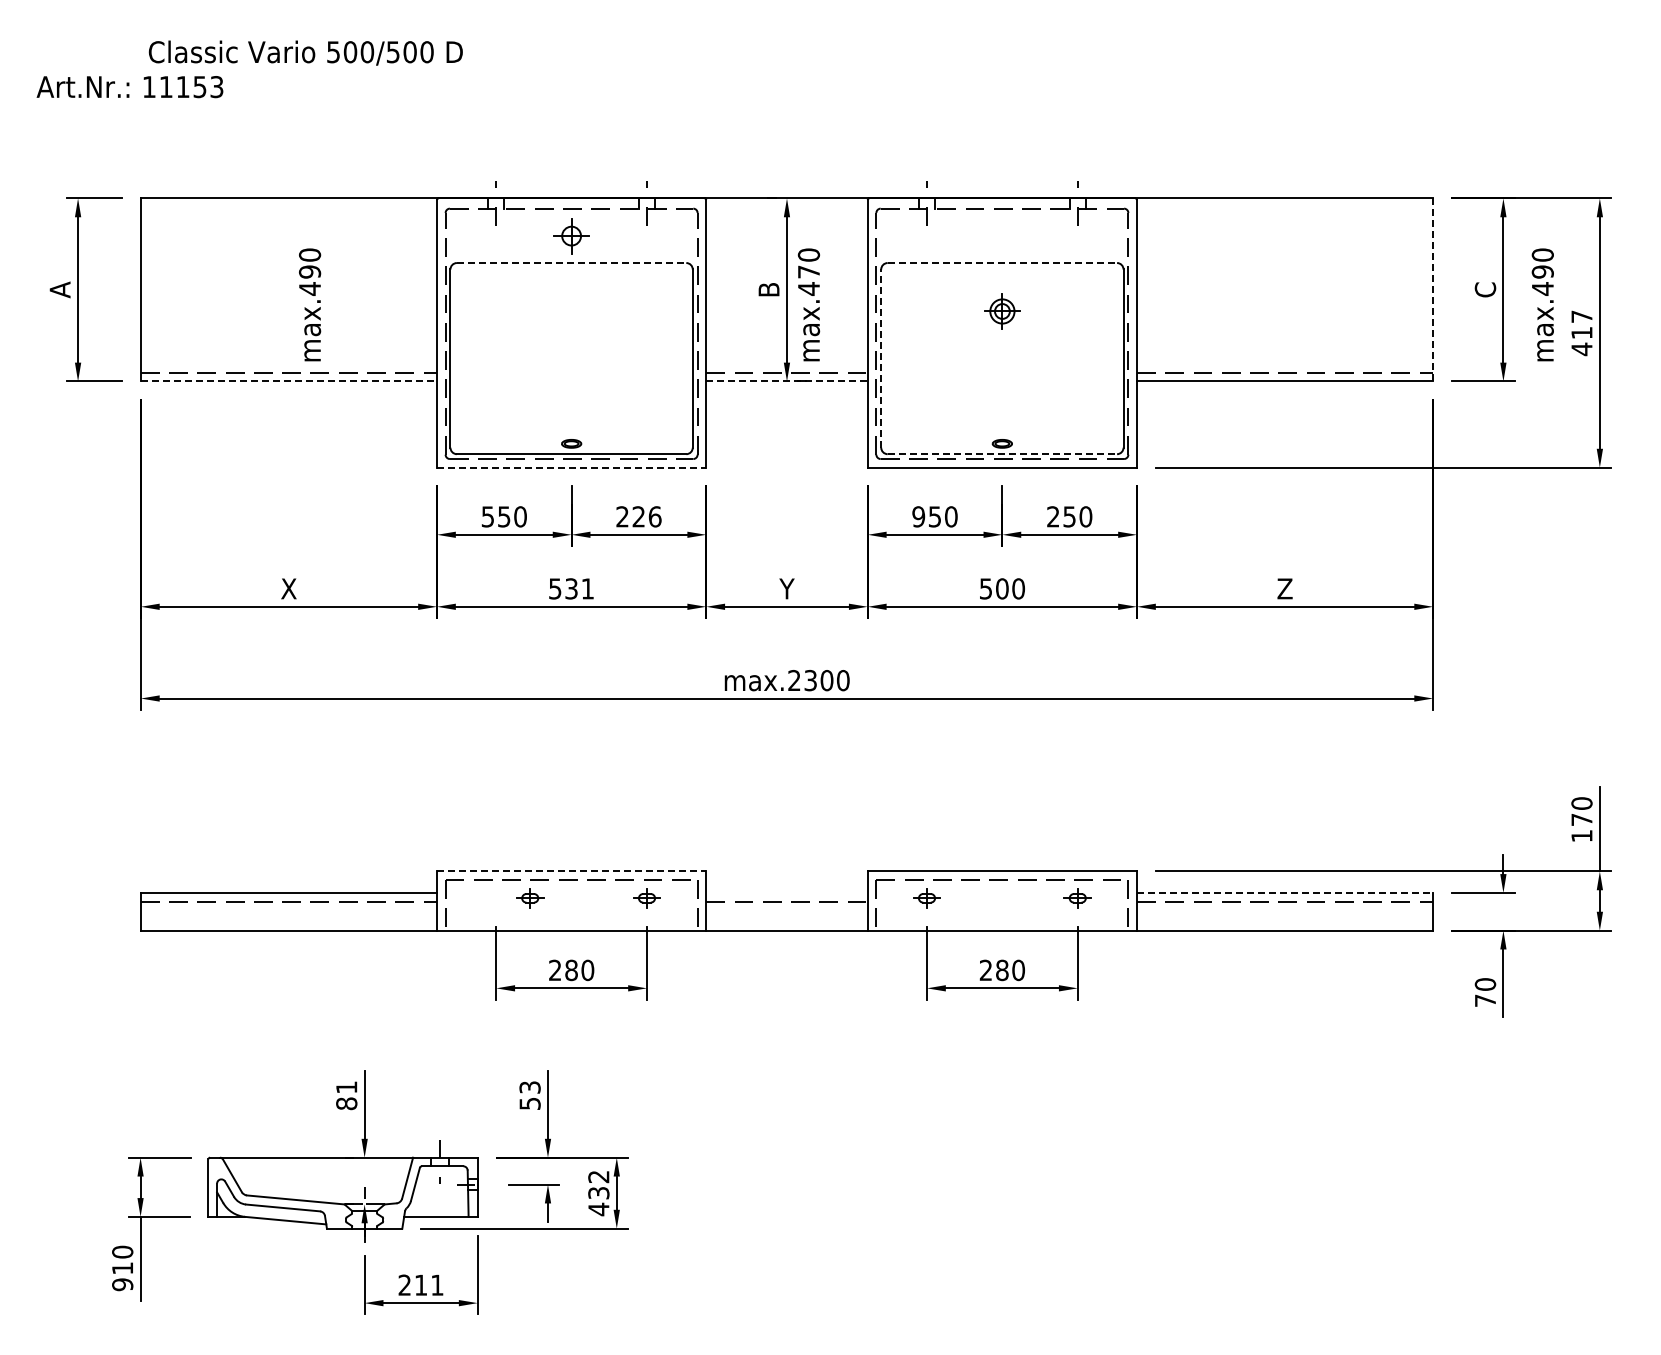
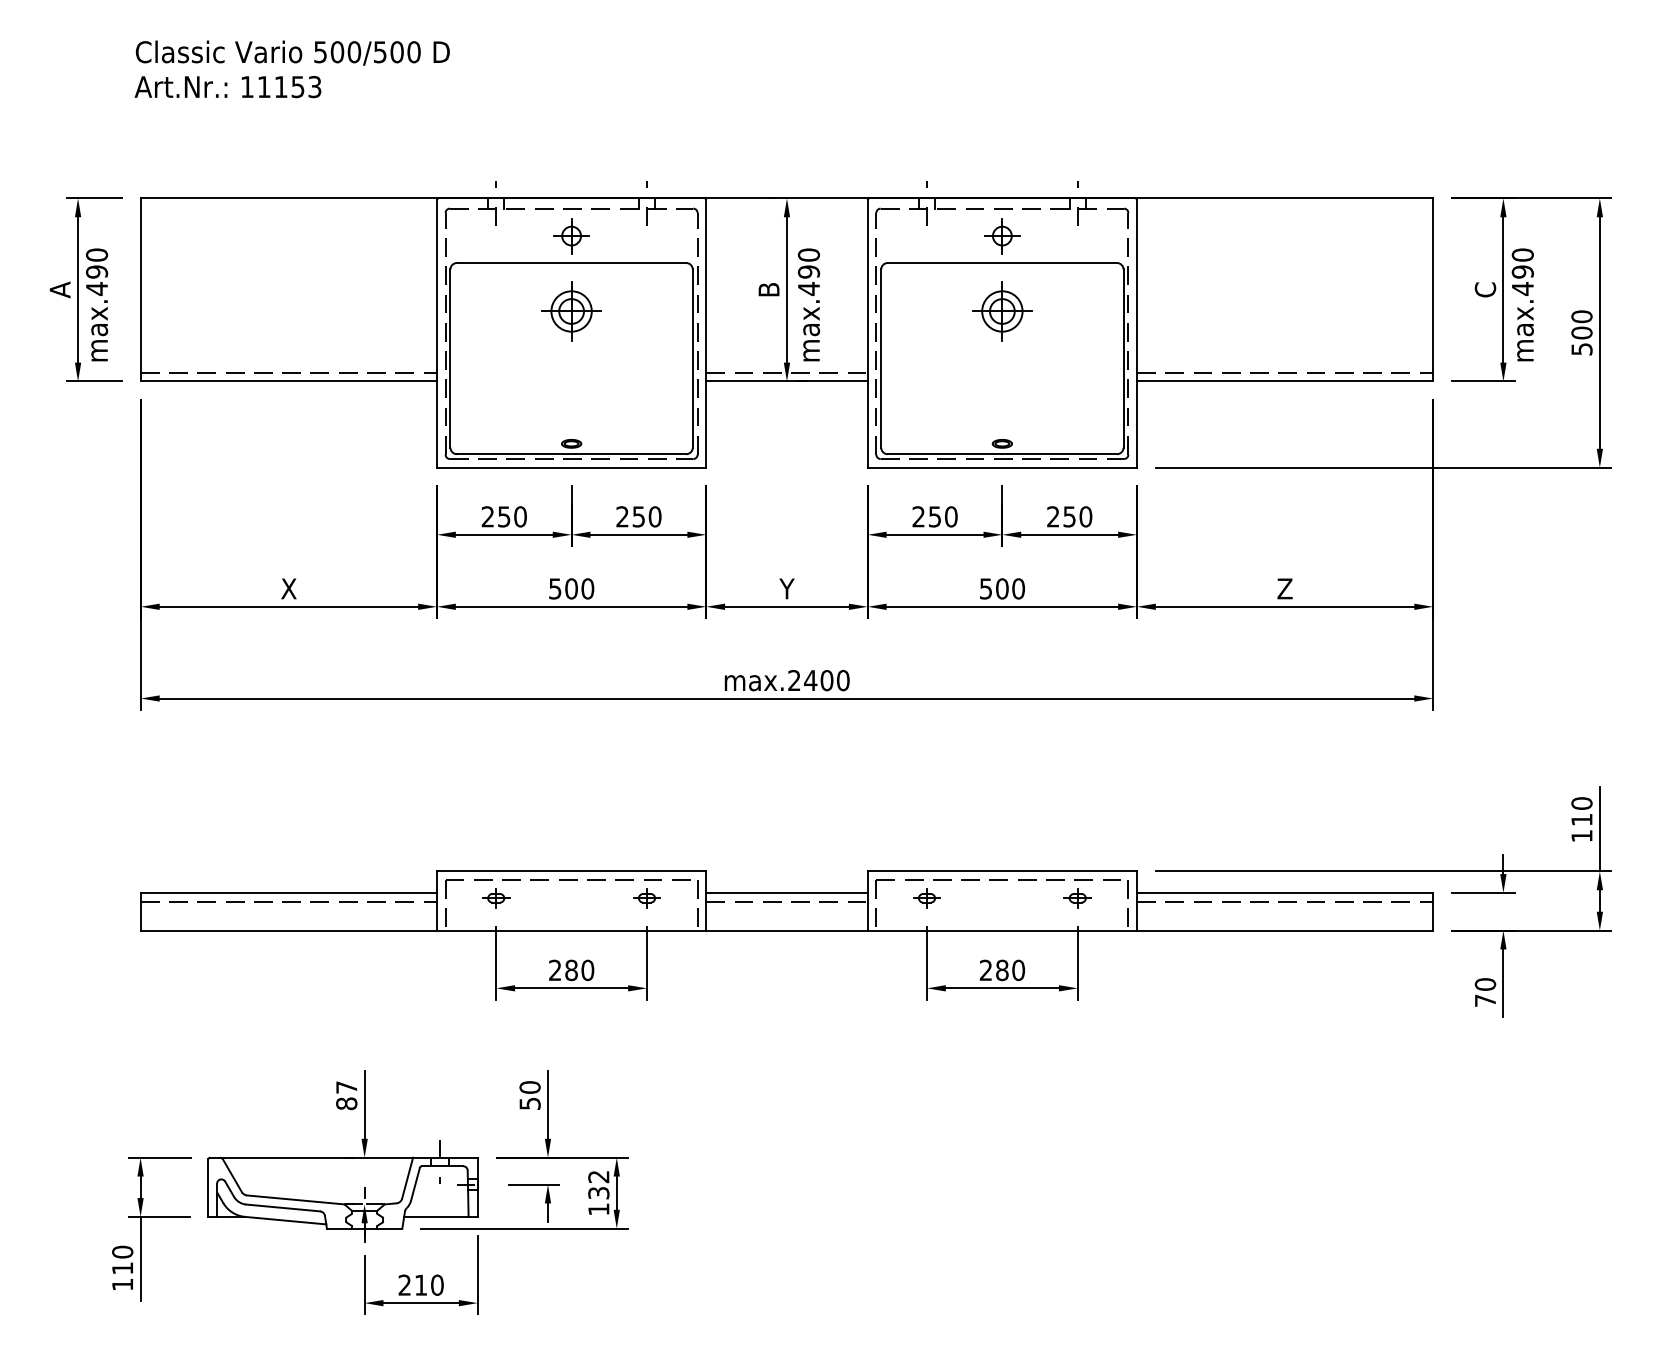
text position: (305, 52) -> (292, 52) (292, 52)
text position: (129, 87) -> (227, 87) (227, 87)
part: none -> present (1002, 236)
line: dashed -> solid (571, 263)
line: dashed -> solid (1002, 263)
text: max.470 -> max.490 (808, 271)
line: dashed -> solid (1433, 289)
text position: (310, 304) -> (97, 304) (97, 304)
text position: (1542, 304) -> (1522, 304) (1522, 304)
part: none -> present (571, 311)
part size: 37x37 px -> 61x61 px (1002, 311)
text: 417 -> 500 (1581, 333)
line: dashed -> solid (881, 358)
line: dashed -> solid (289, 381)
line: dashed -> solid (787, 381)
line: dashed -> solid (1002, 454)
line: dashed -> solid (571, 467)
text: 550 -> 250 (487, 516)
text: 226 -> 250 (646, 516)
text: 950 -> 250 (918, 516)
text: 531 -> 500 (579, 588)
text: max.2300 -> max.2400 (810, 680)
text: 170 -> 110 (1581, 819)
line: dashed -> solid (571, 871)
line: none -> present (786, 892)
line: dashed -> solid (1285, 892)
part position: (530, 898) -> (496, 898) (496, 898)
text: 81 -> 87 (346, 1087)
text: 53 -> 50 (529, 1087)
text: 432 -> 132 (598, 1209)
text: 910 -> 110 (122, 1284)
text: 211 -> 210 (437, 1284)
